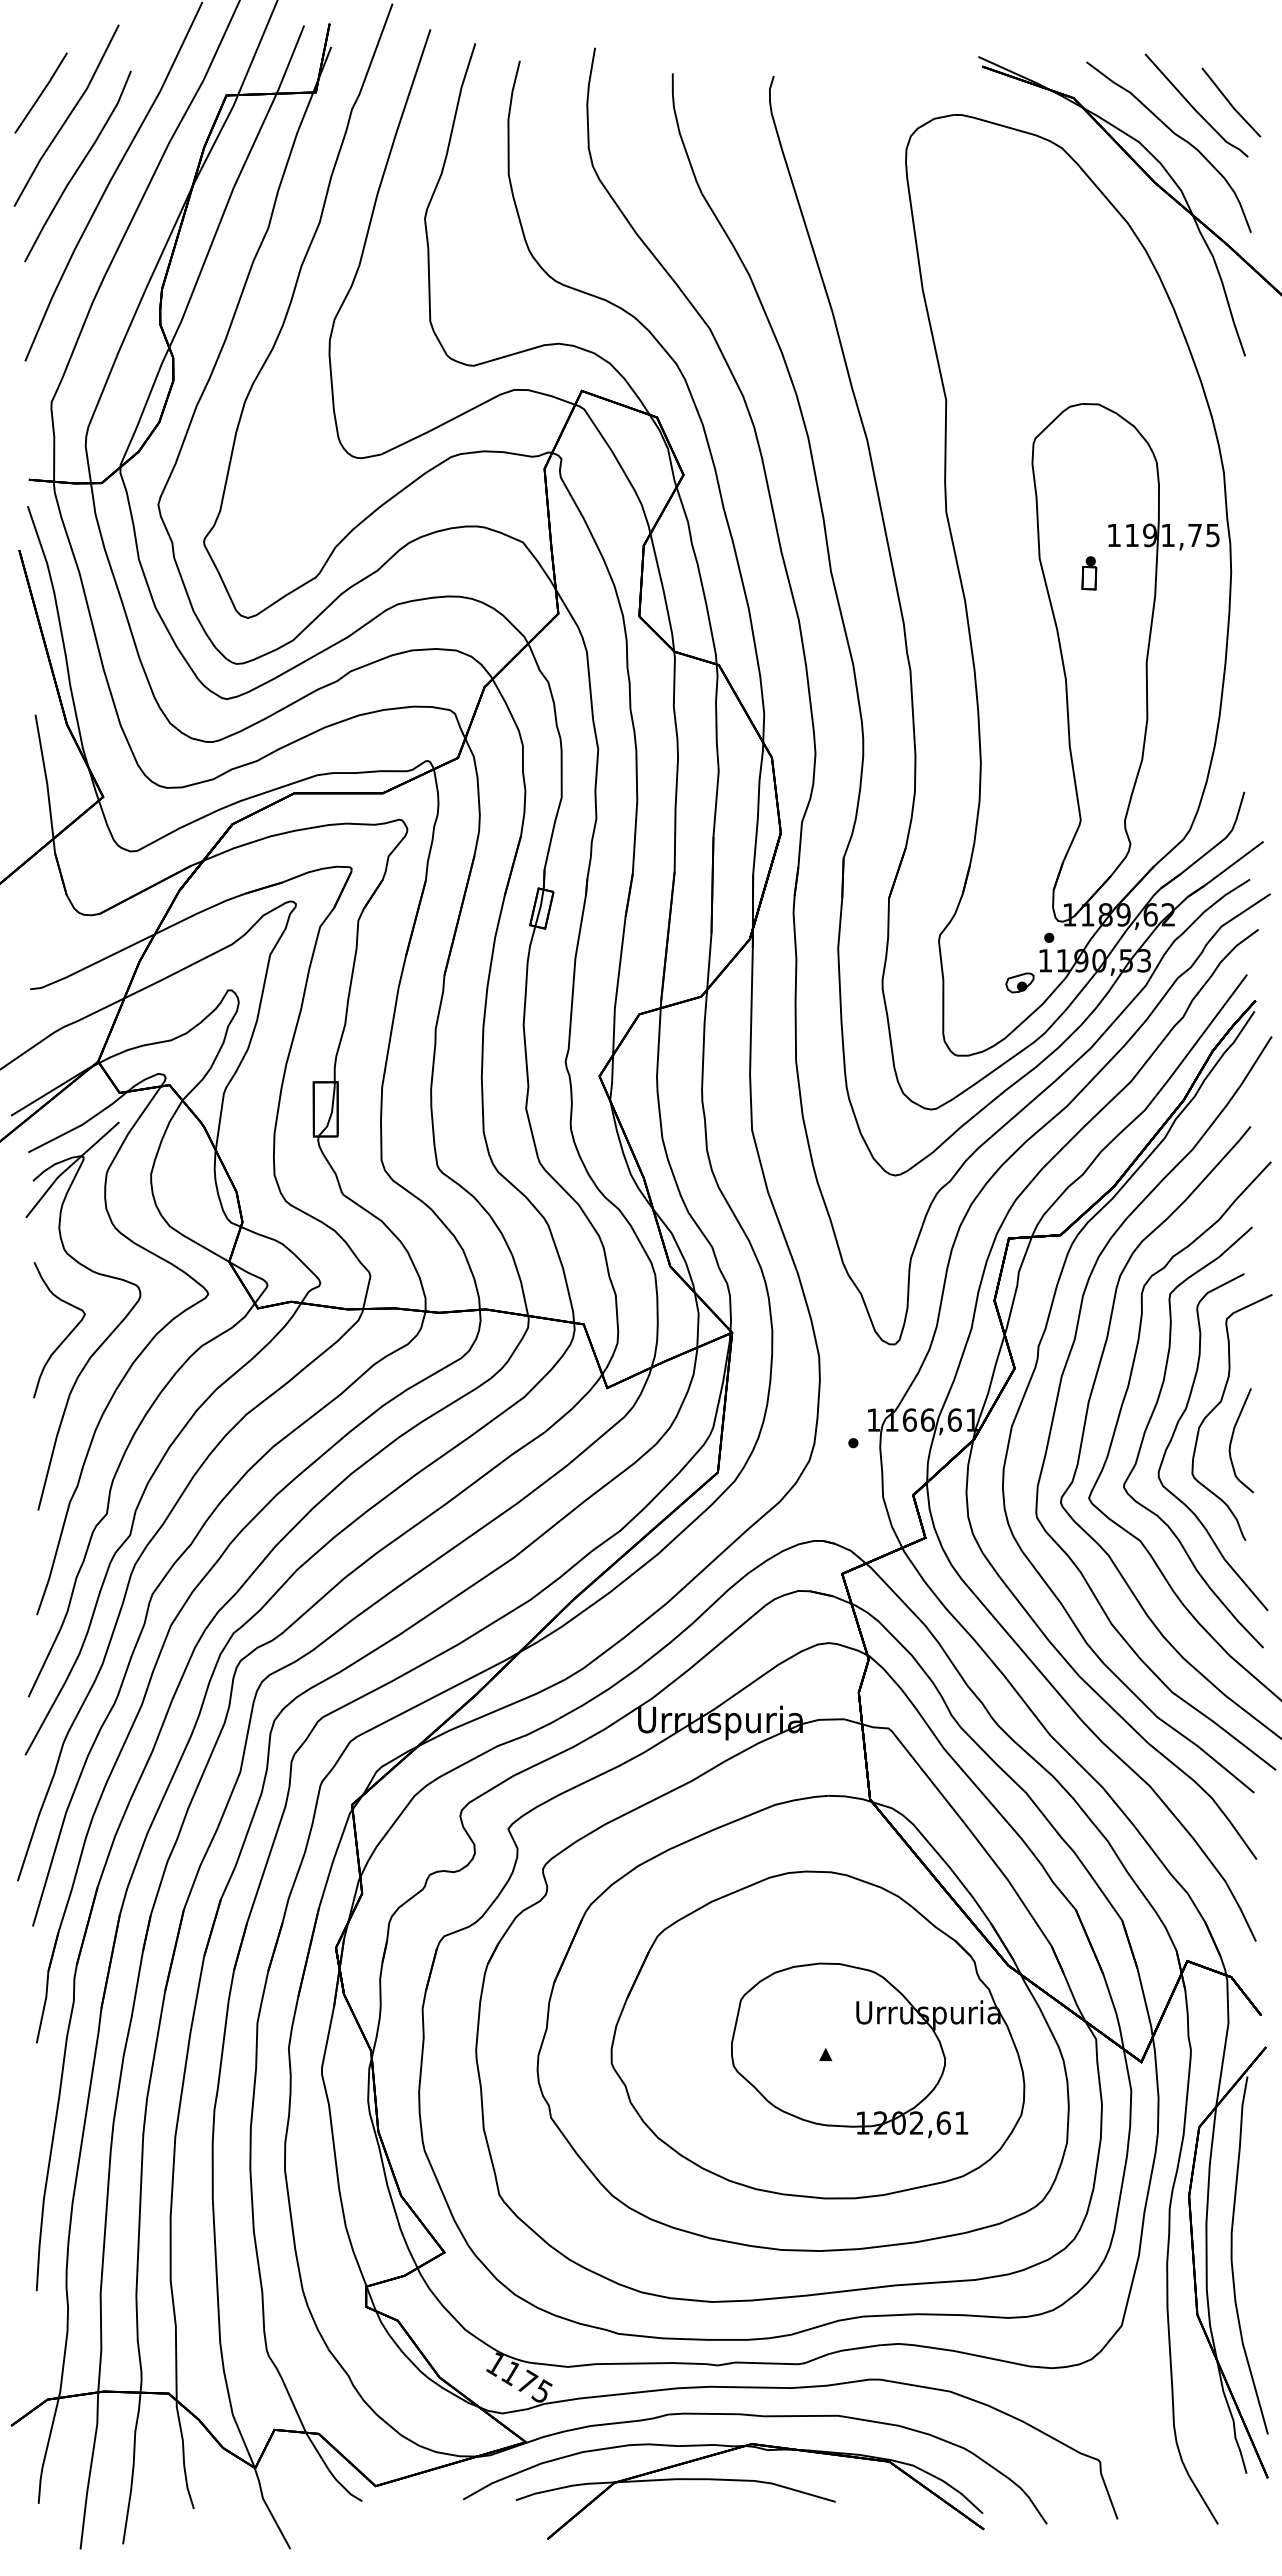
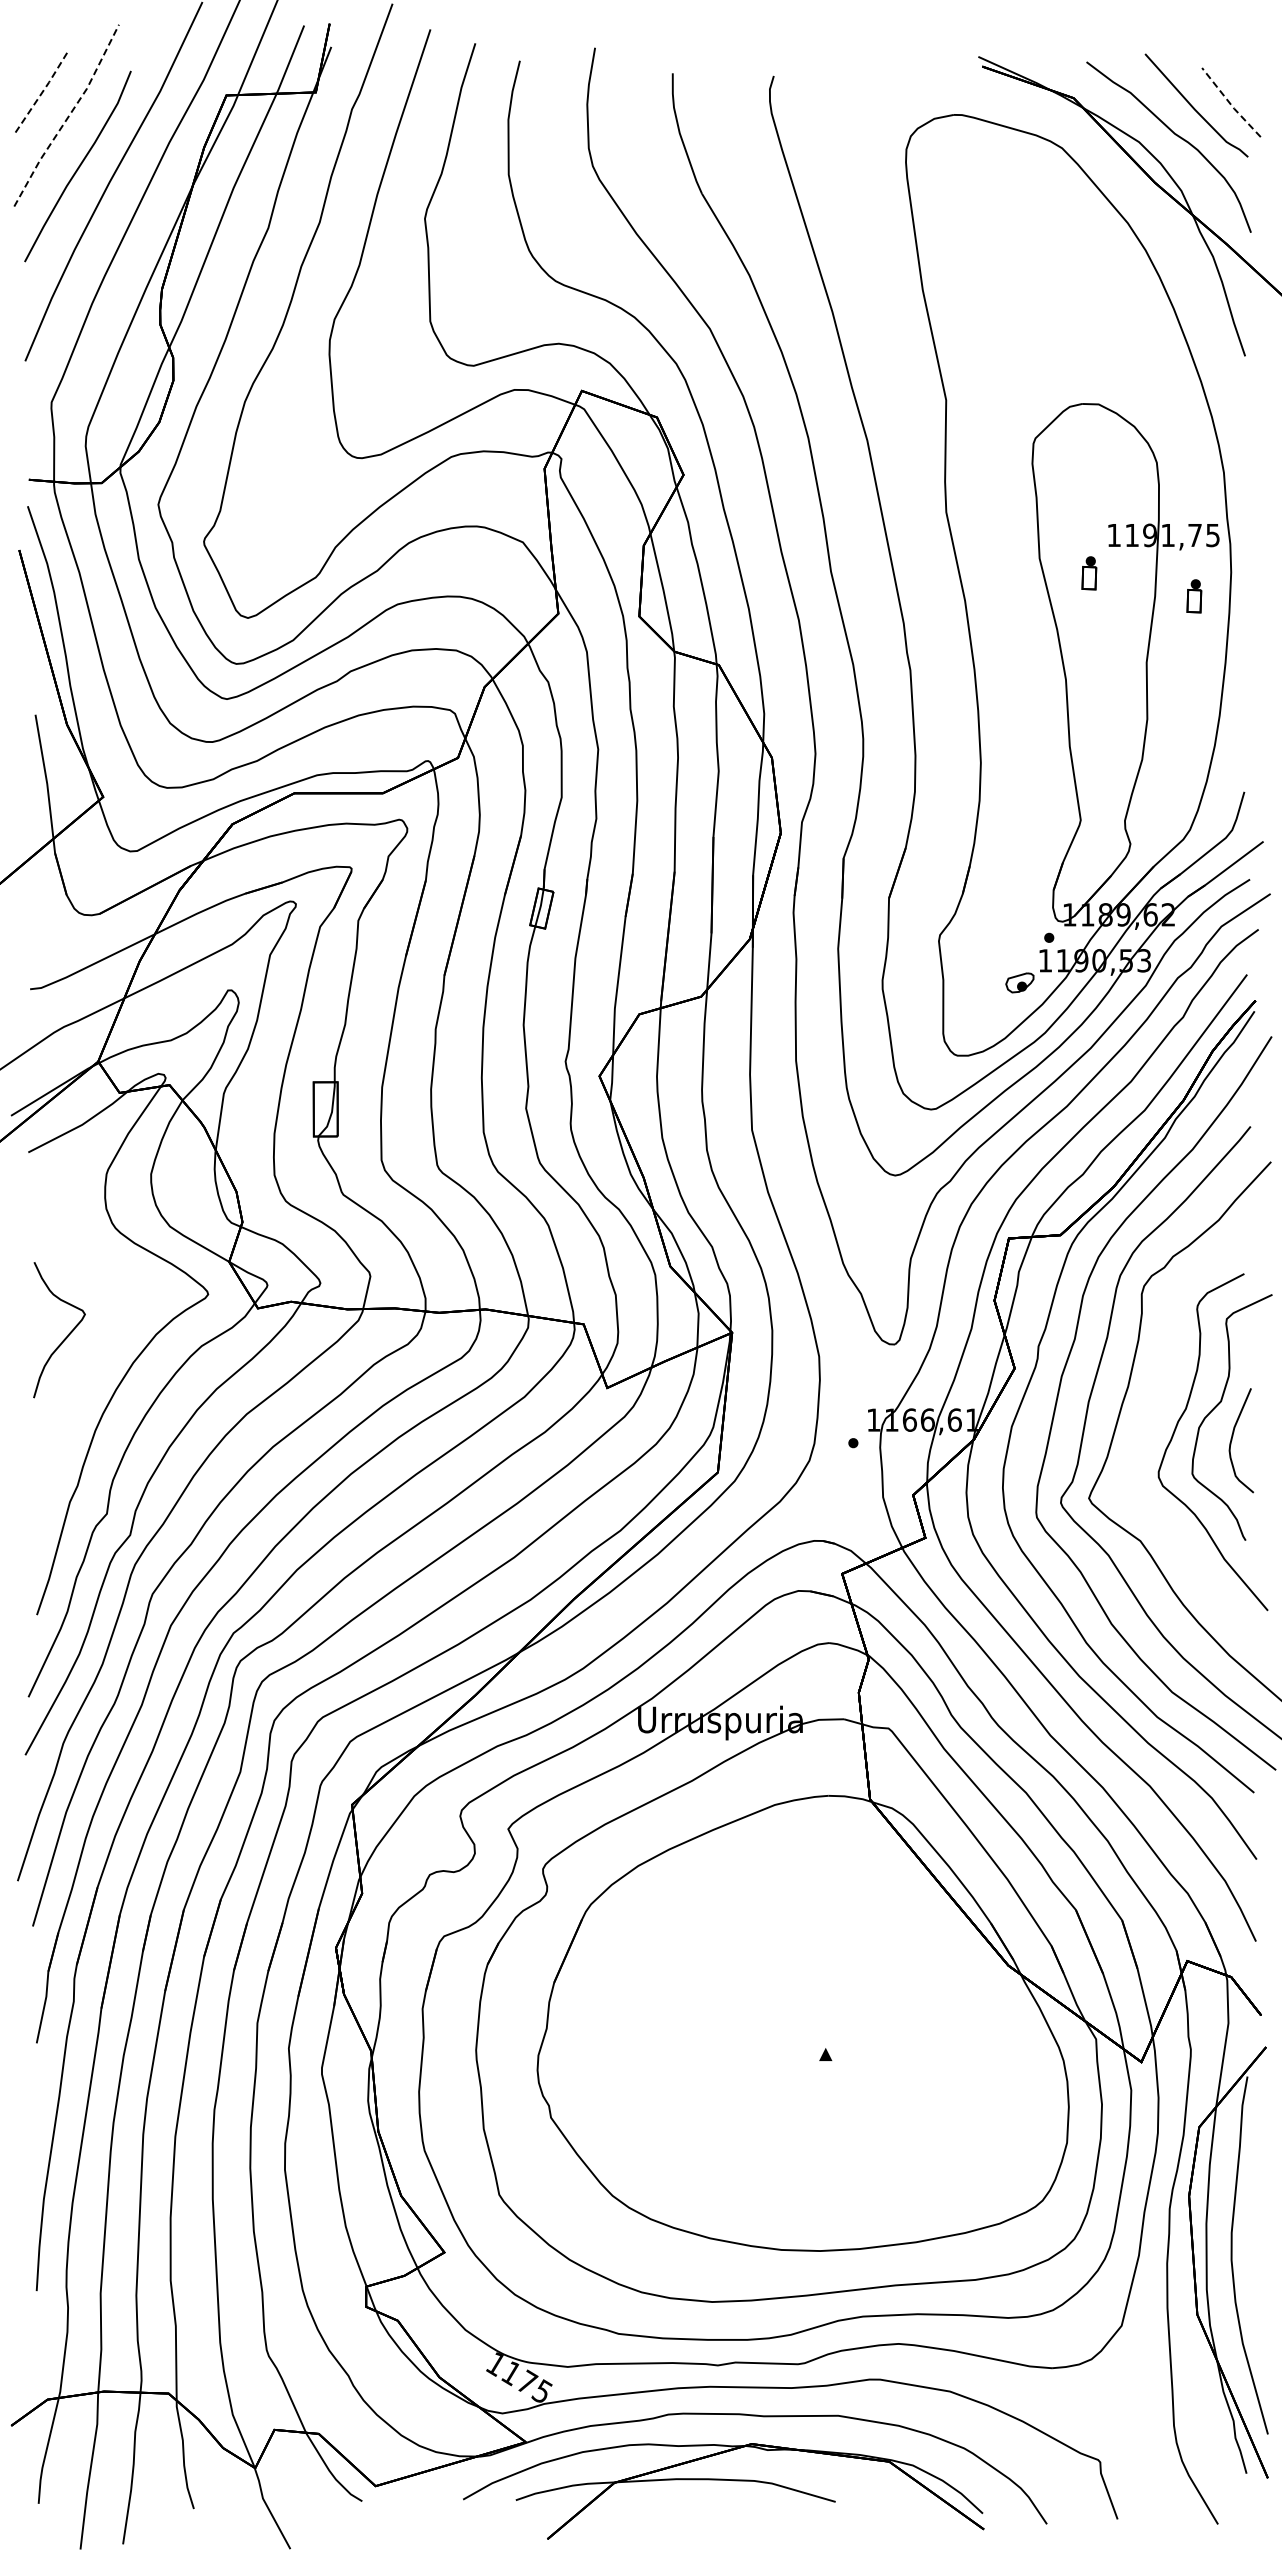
line: solid -> dashed (41, 93)
line: solid -> dashed (1230, 104)
line: solid -> dashed (68, 116)
part: none -> present (1194, 596)
part: present -> none (106, 1337)
curve: present -> none (1150, 1421)
part: present -> none (817, 2034)
